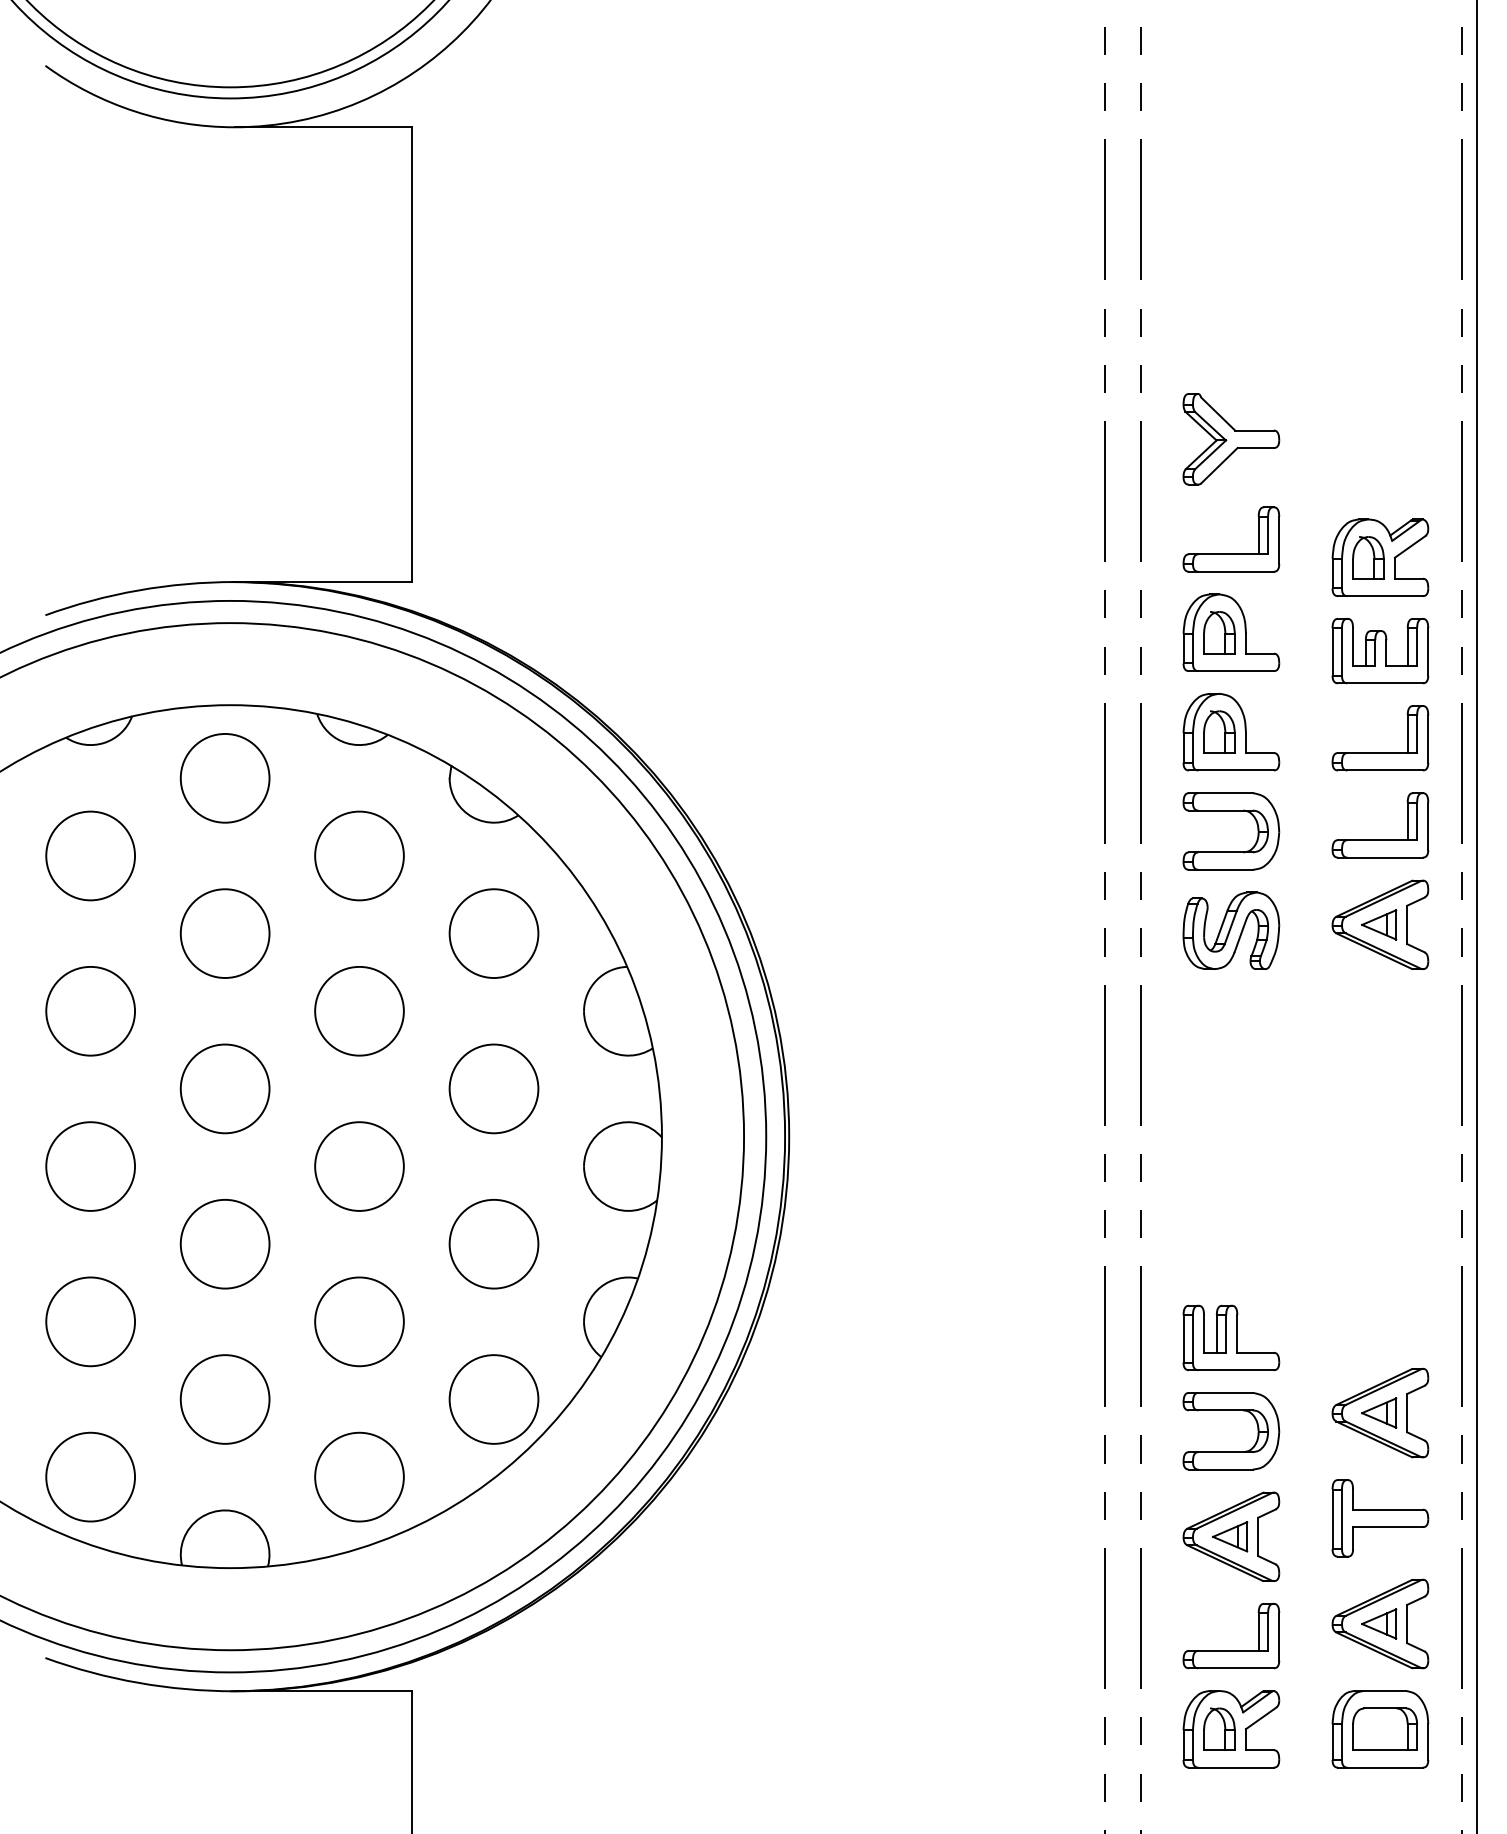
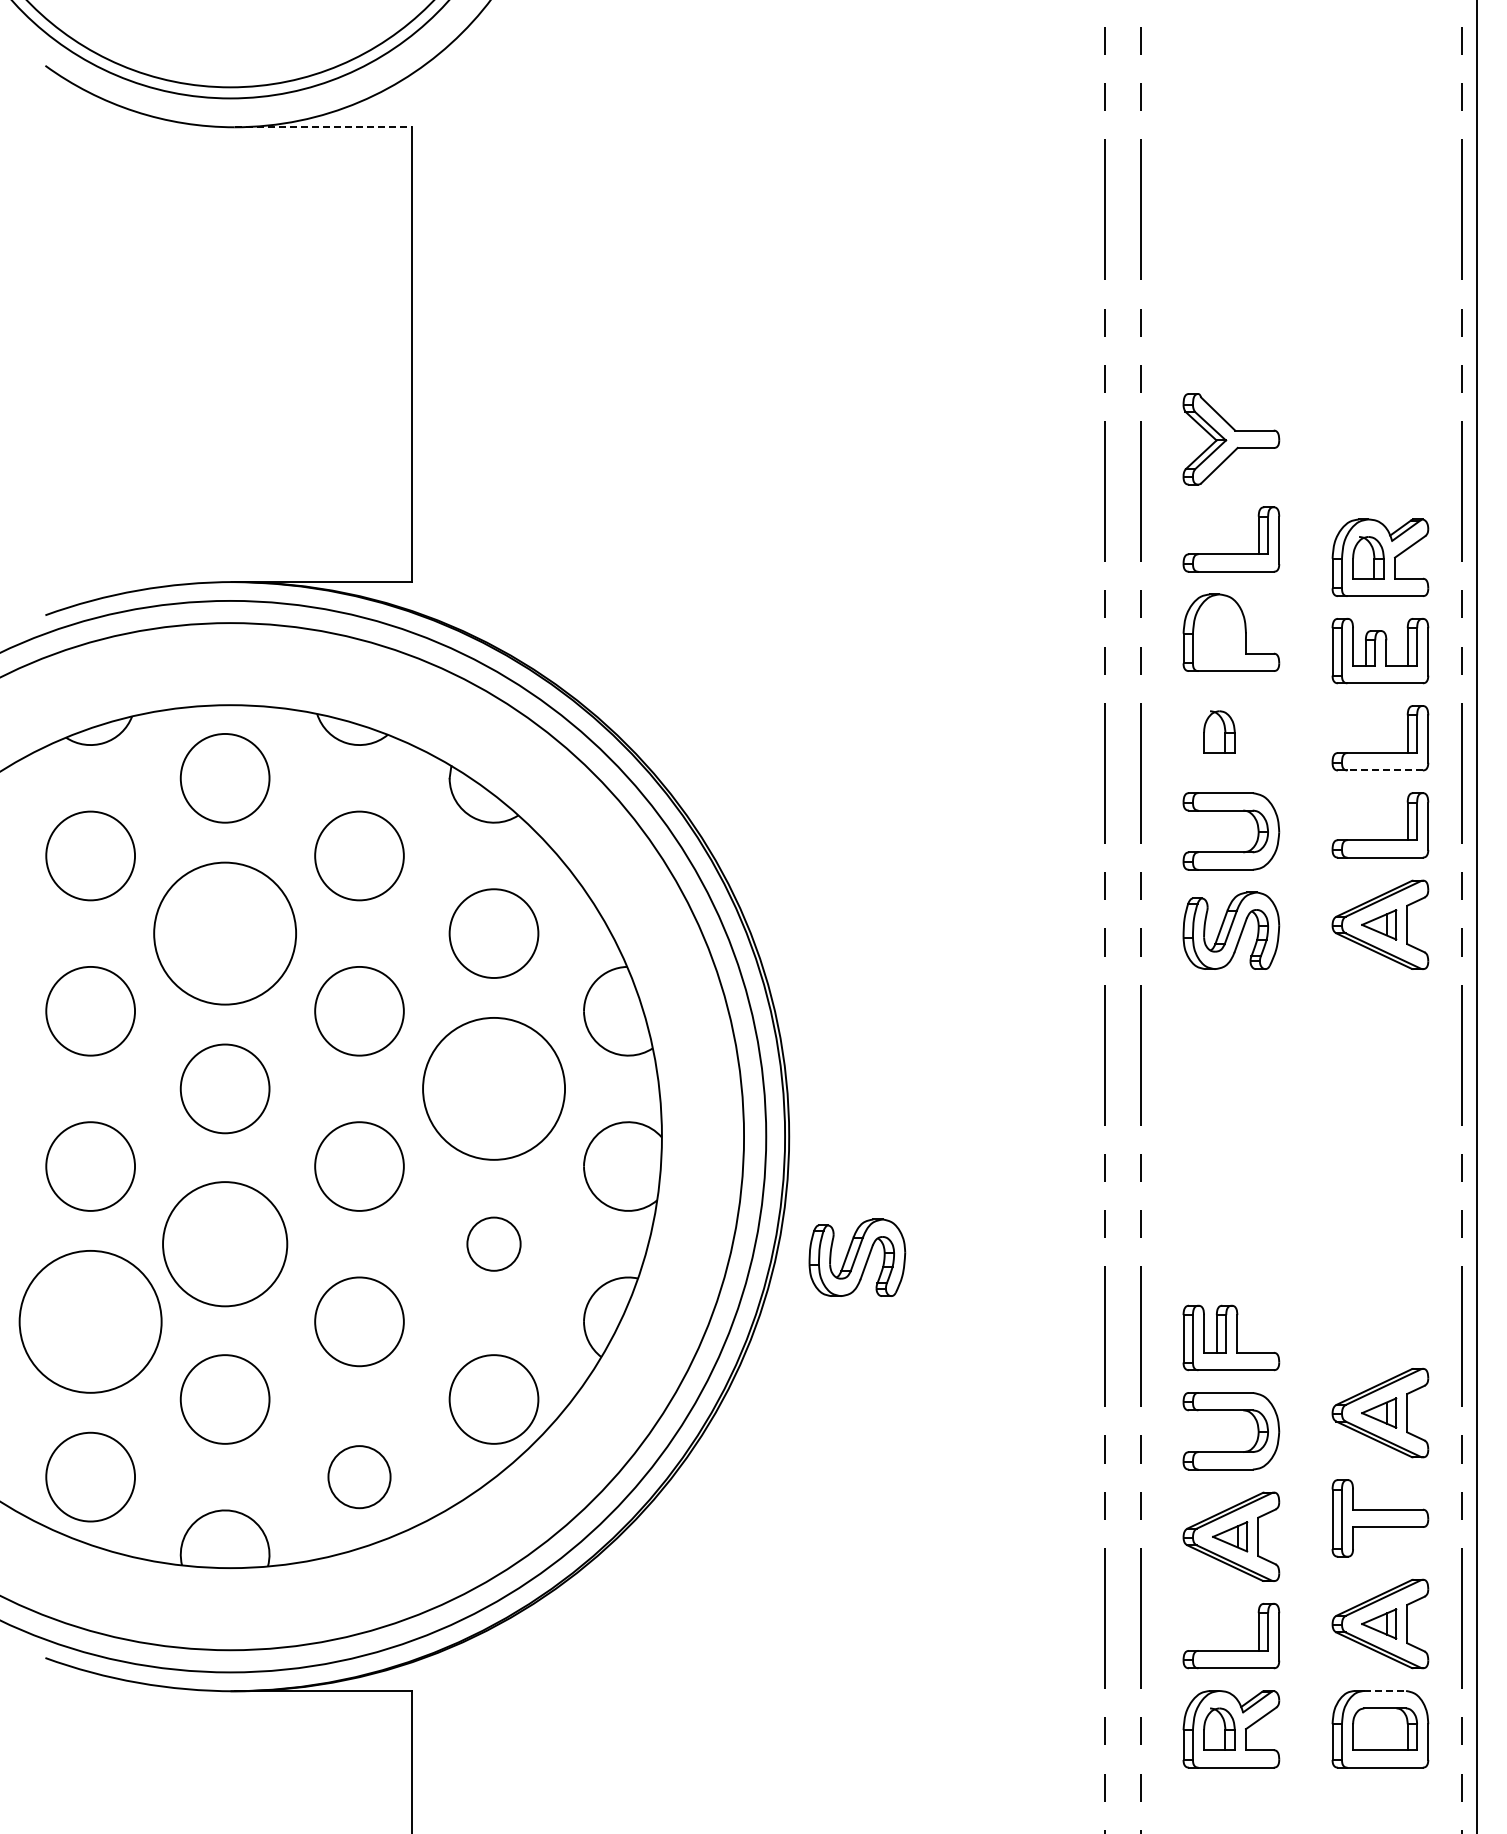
line: solid -> dashed (323, 127)
part: present -> none (1219, 632)
part: present -> none (1231, 732)
line: solid -> dashed (1385, 770)
circle diameter: 89 px -> 142 px (225, 933)
circle size: 92x92 px -> 144x144 px (493, 1088)
circle diameter: 89 px -> 124 px (225, 1244)
circle diameter: 89 px -> 53 px (493, 1243)
part: none -> present (857, 1257)
circle diameter: 89 px -> 142 px (90, 1321)
circle diameter: 89 px -> 62 px (359, 1477)
line: solid -> dashed (1385, 1690)
